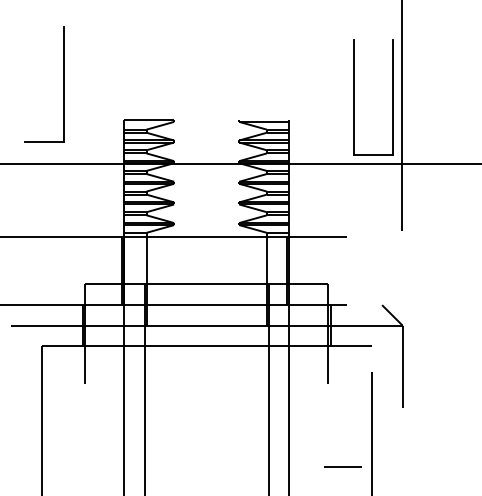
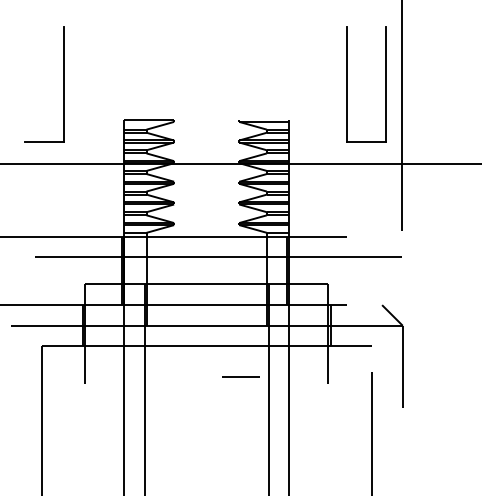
part position: (354, 97) -> (347, 84) (347, 84)
line: none -> present (205, 256)
line position: (342, 466) -> (240, 376) (240, 376)
